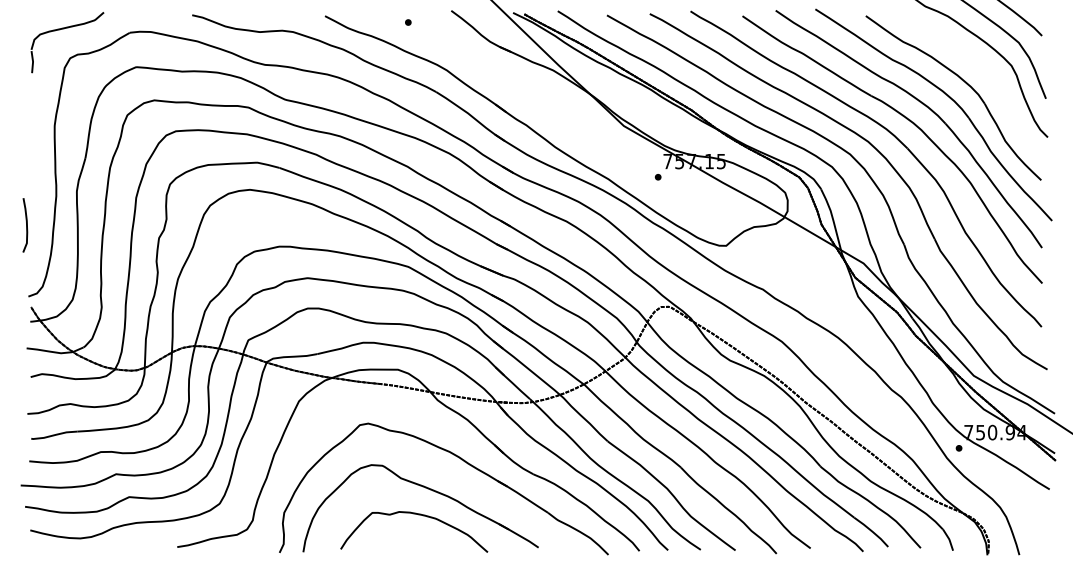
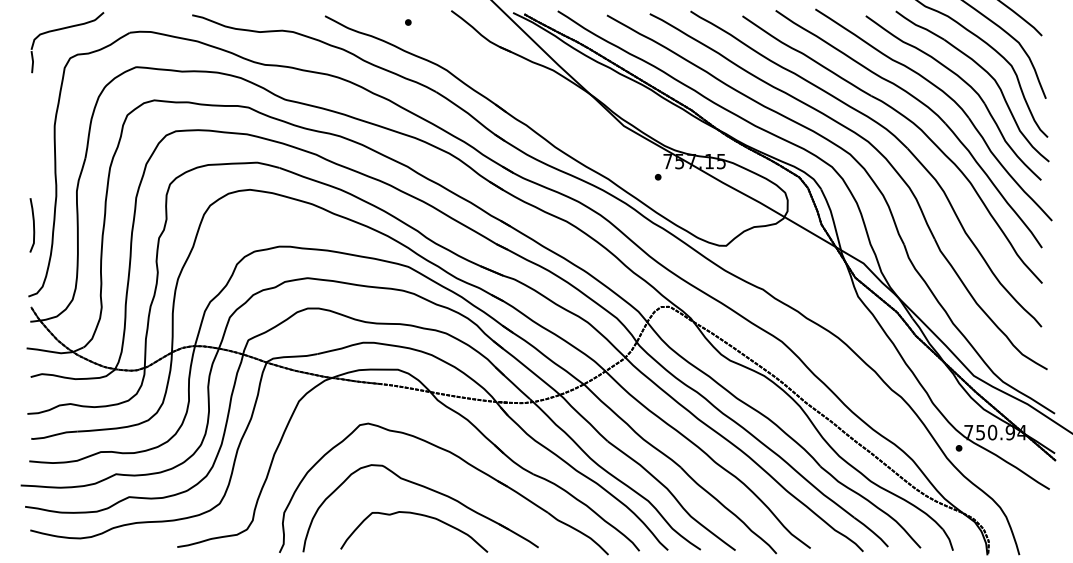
part: none -> present (985, 72)
curve position: (26, 225) -> (33, 225) (33, 225)
